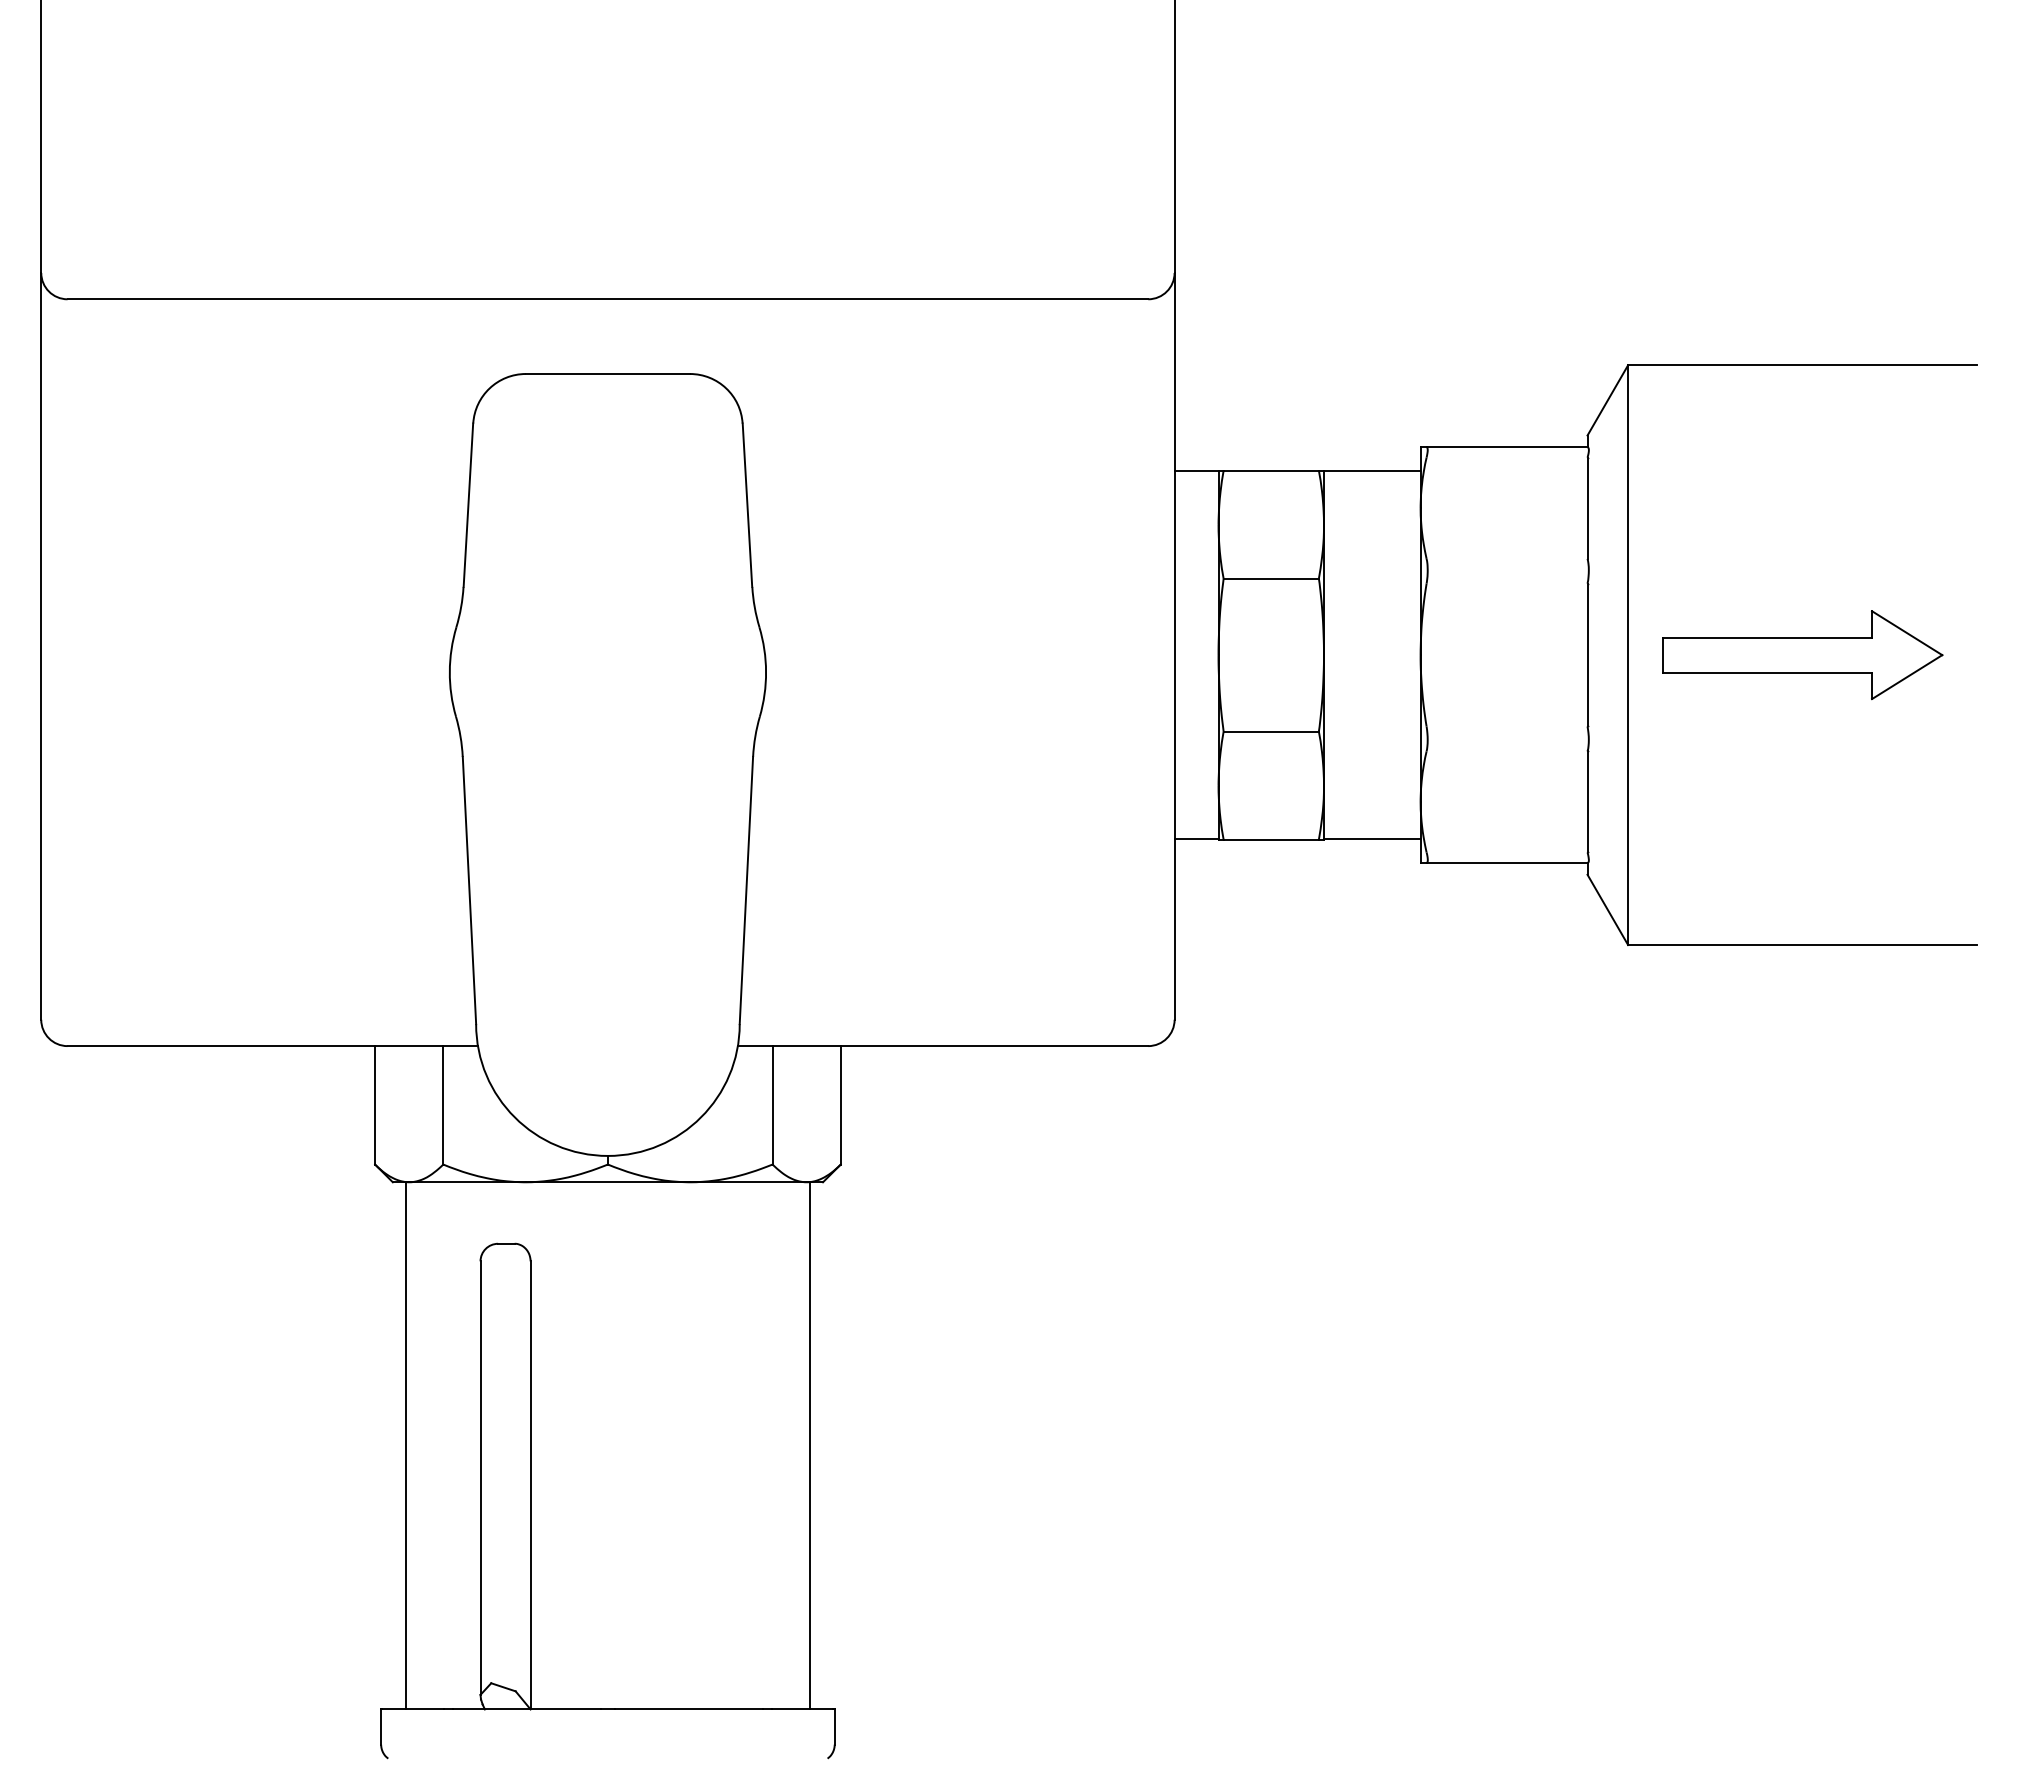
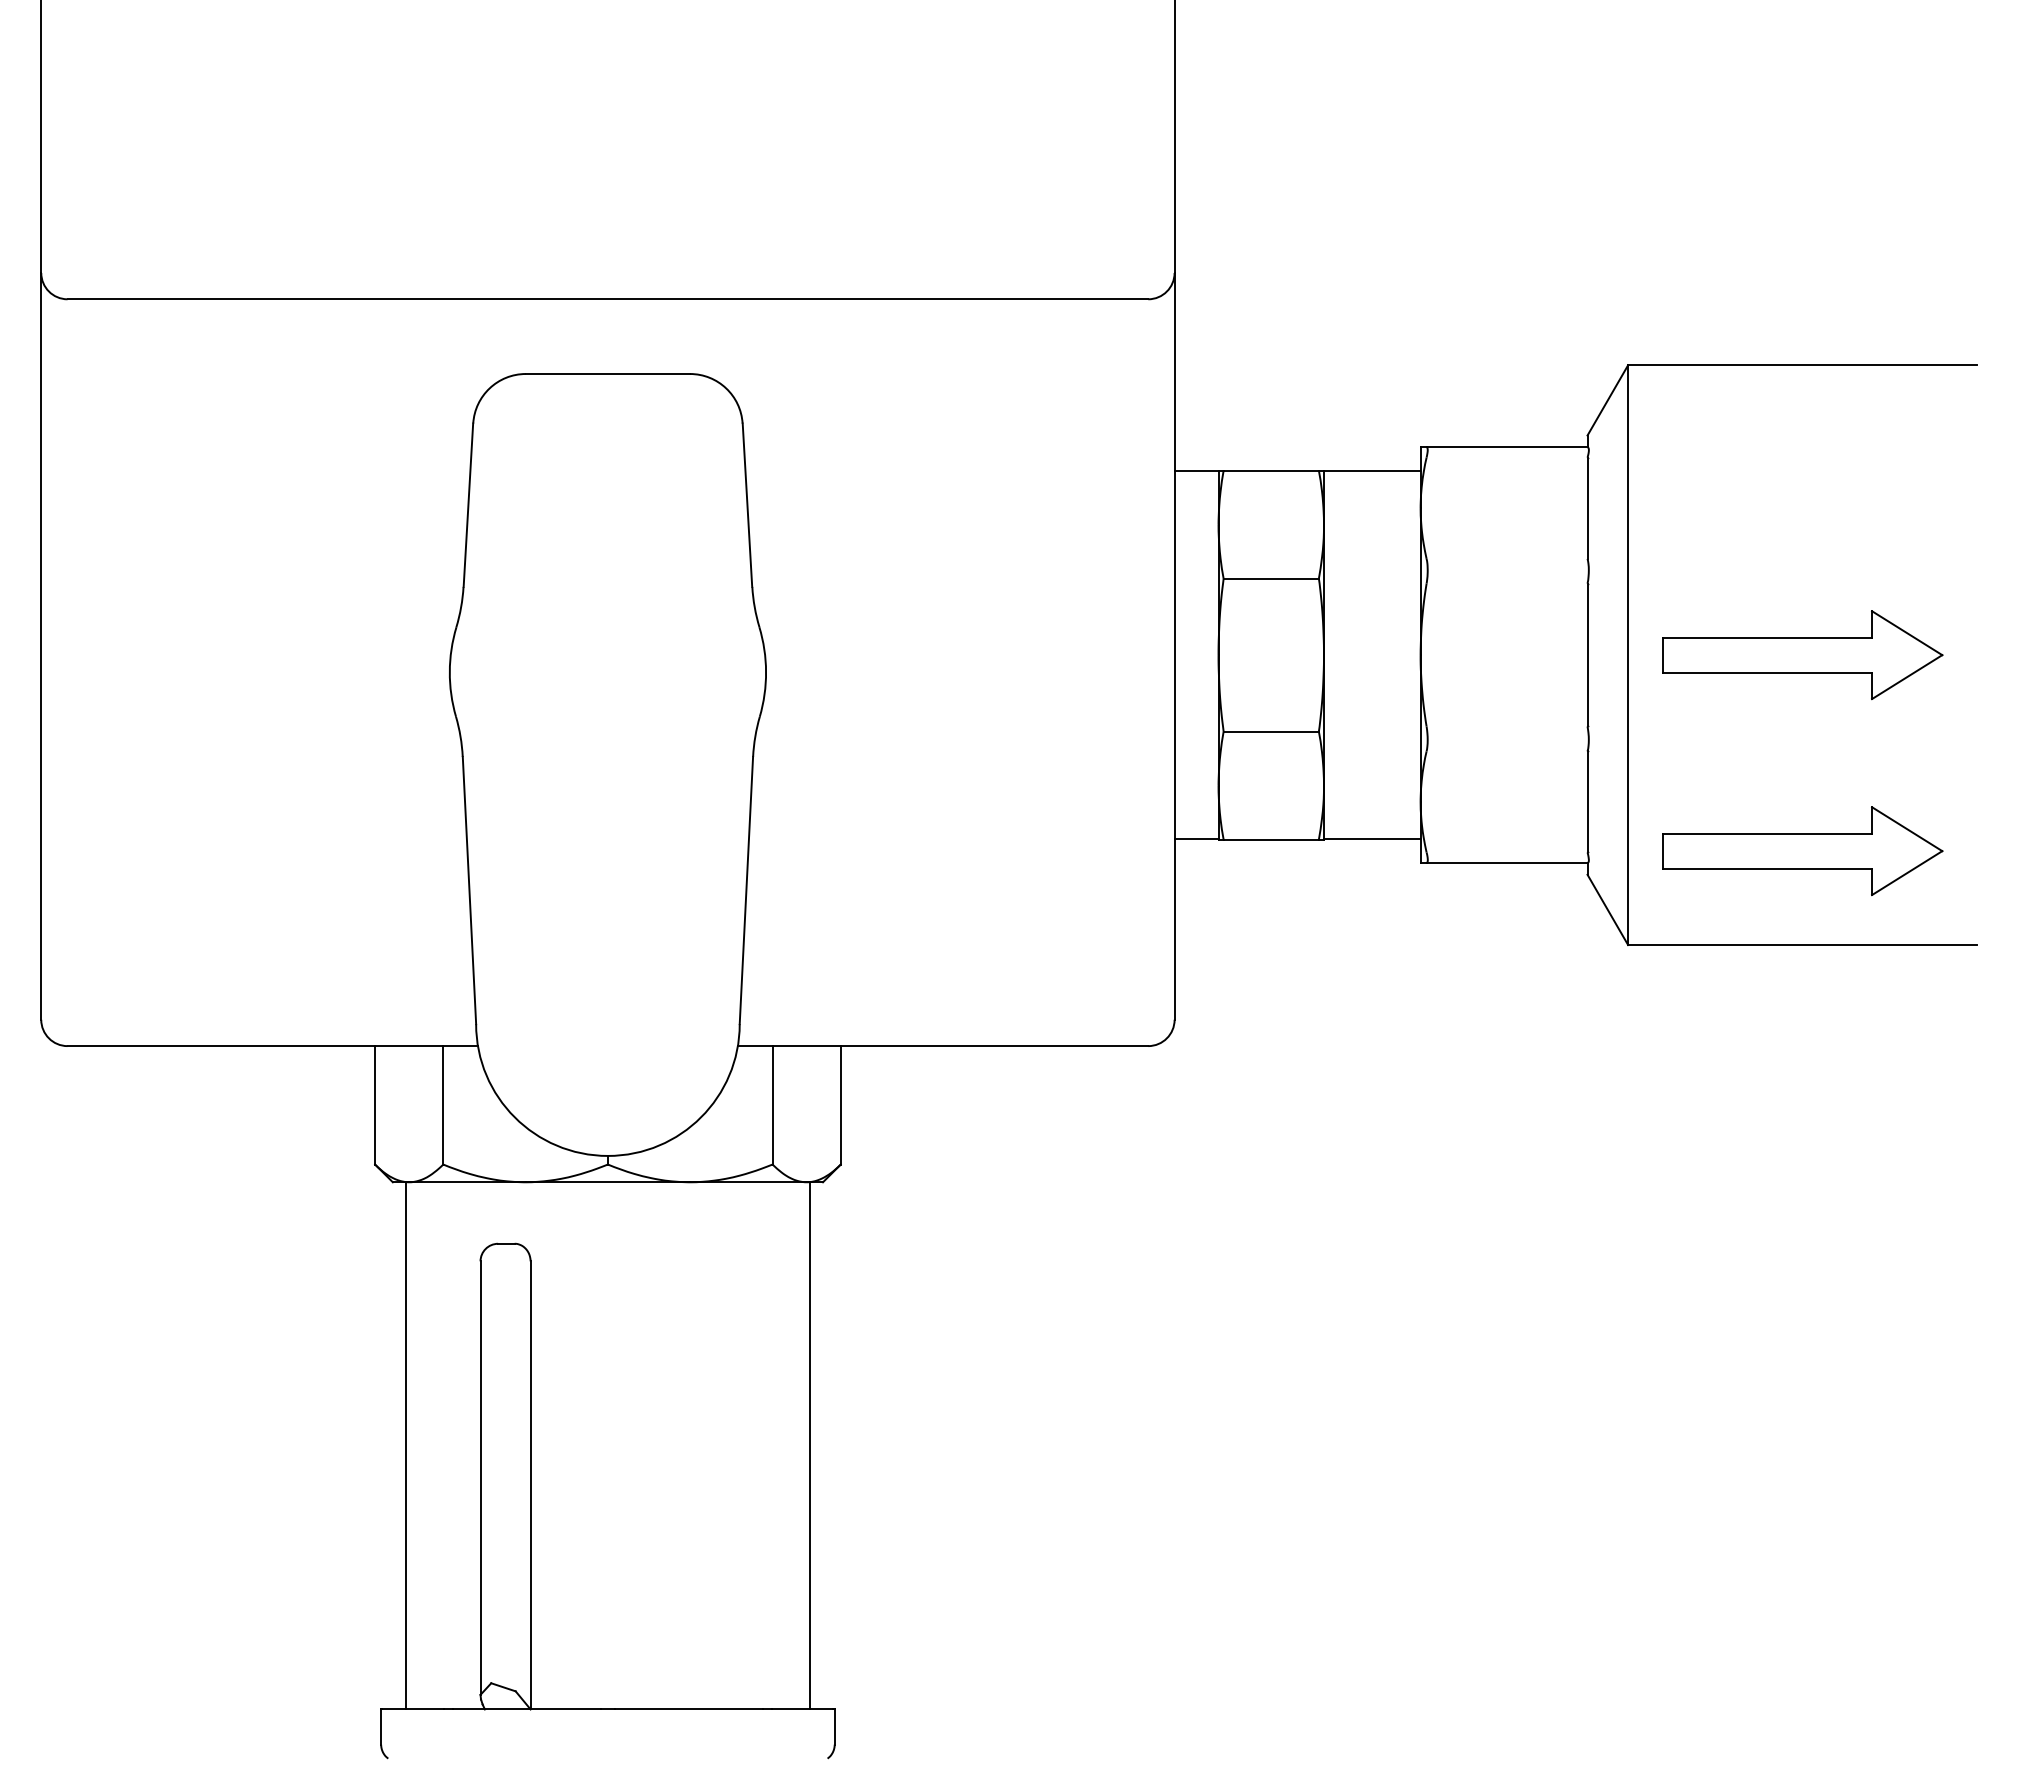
part: none -> present (1802, 851)
